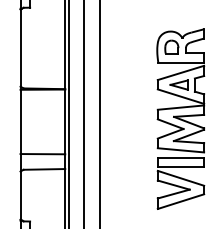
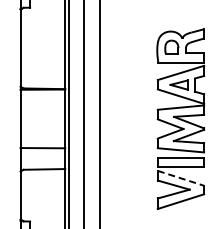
line position: (42, 154) -> (42, 148) (42, 148)
line: solid -> dashed (181, 178)
